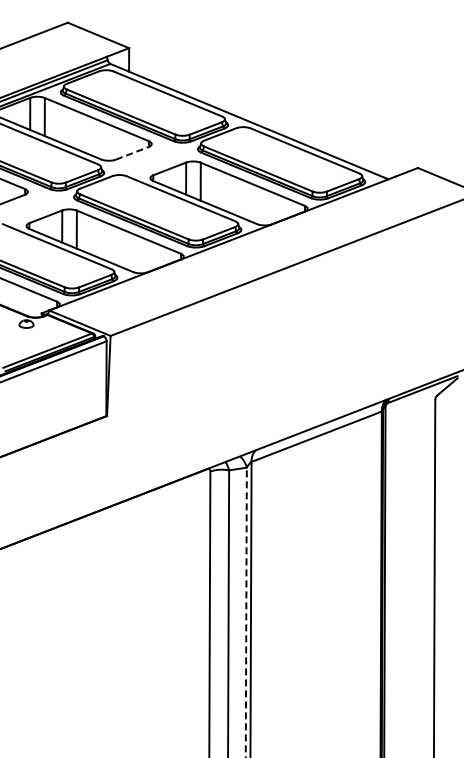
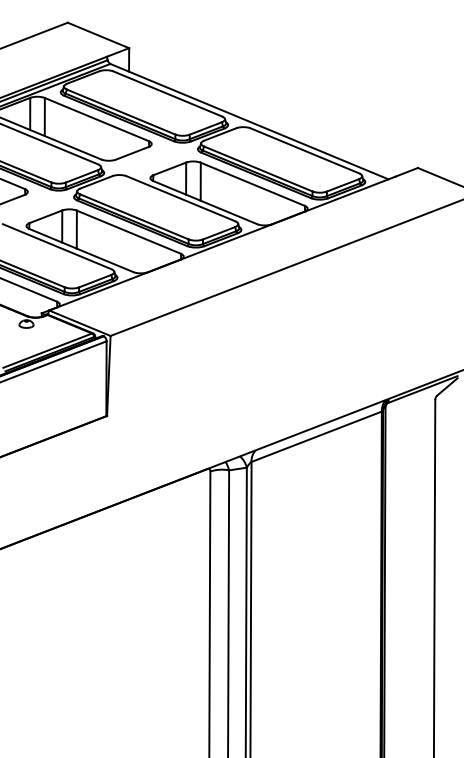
line: dashed -> solid (132, 153)
line: dashed -> solid (246, 612)
